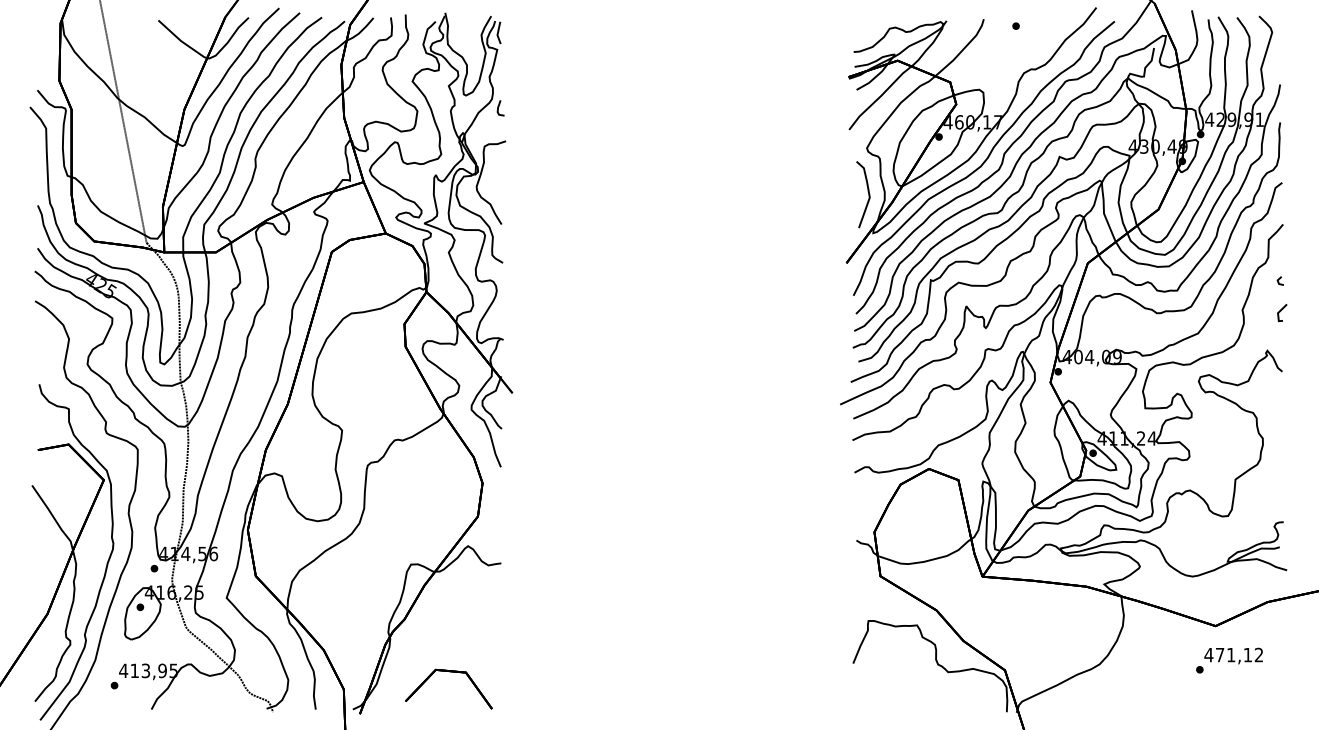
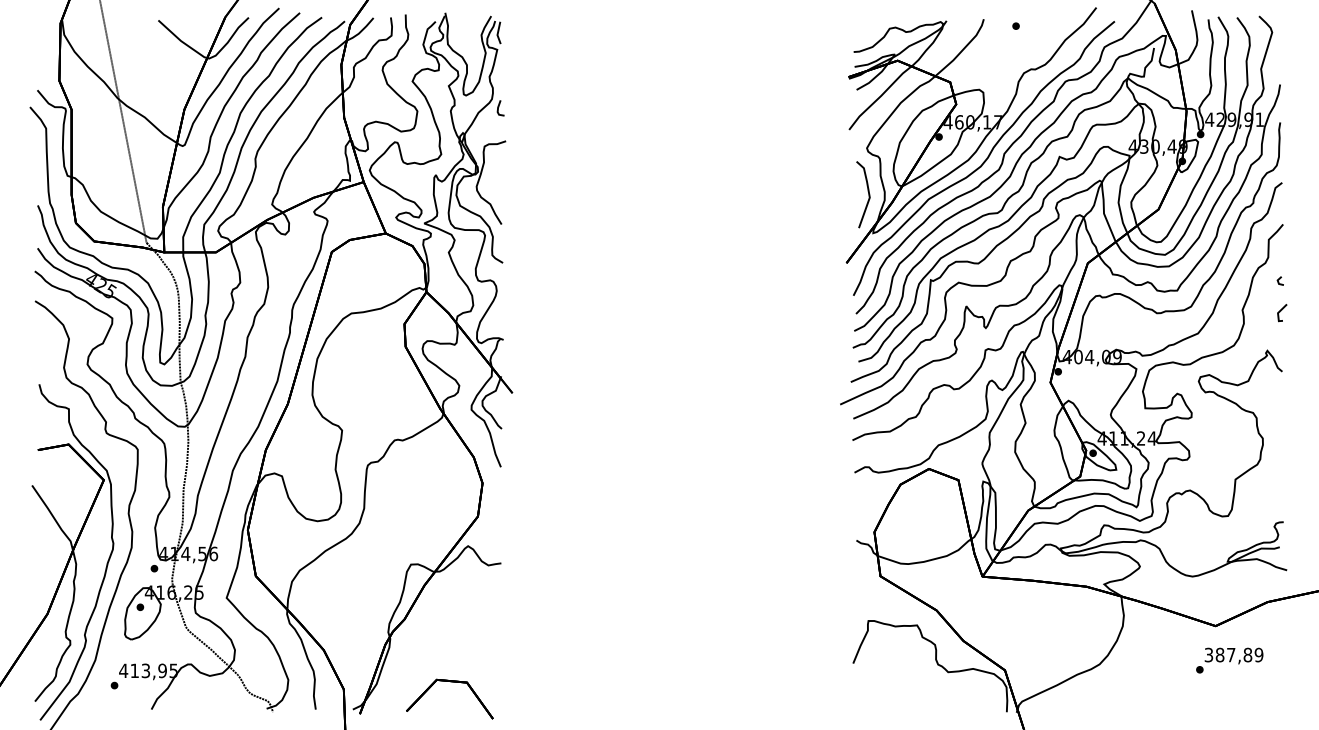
text: 471,12 -> 387,89 (1233, 654)
part position: (449, 672) -> (450, 682) (450, 682)
